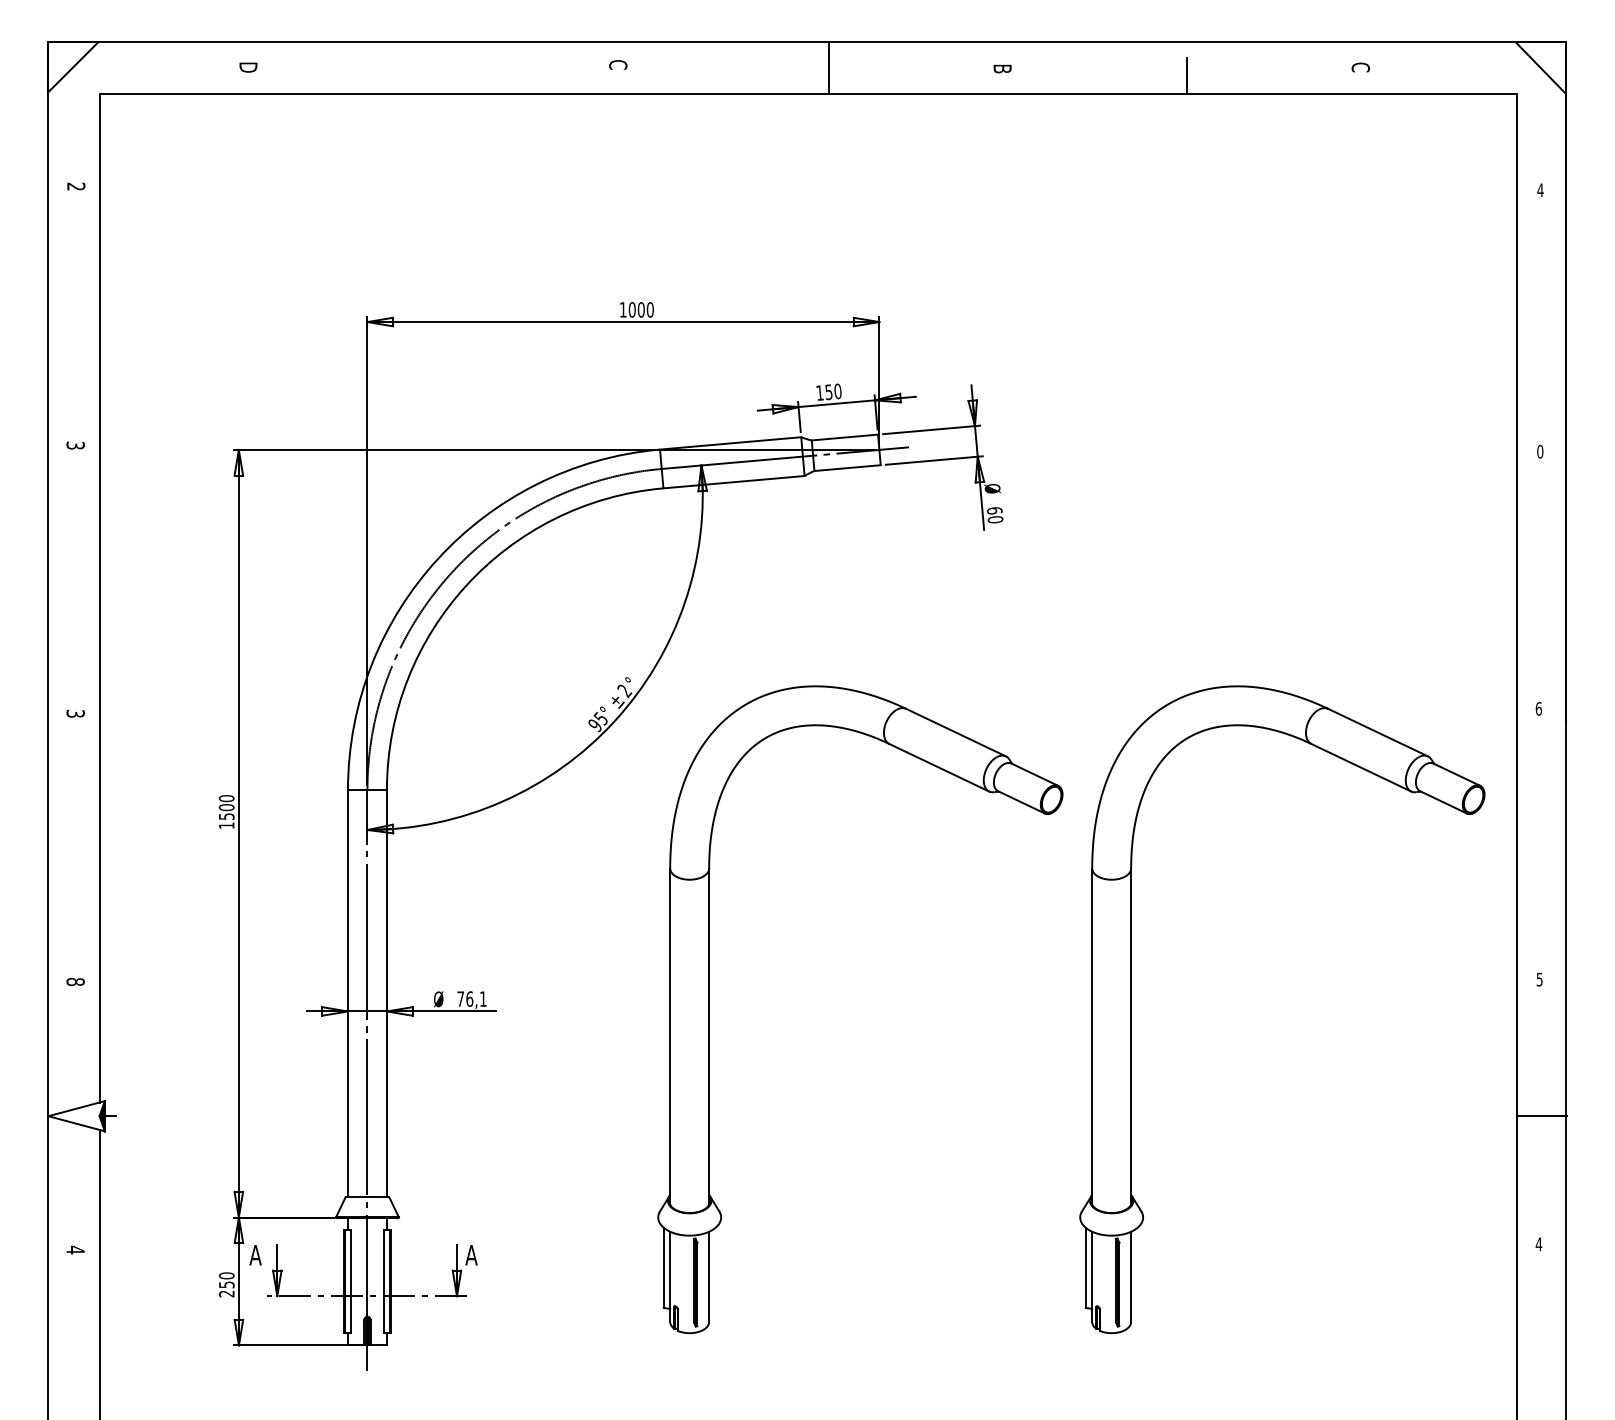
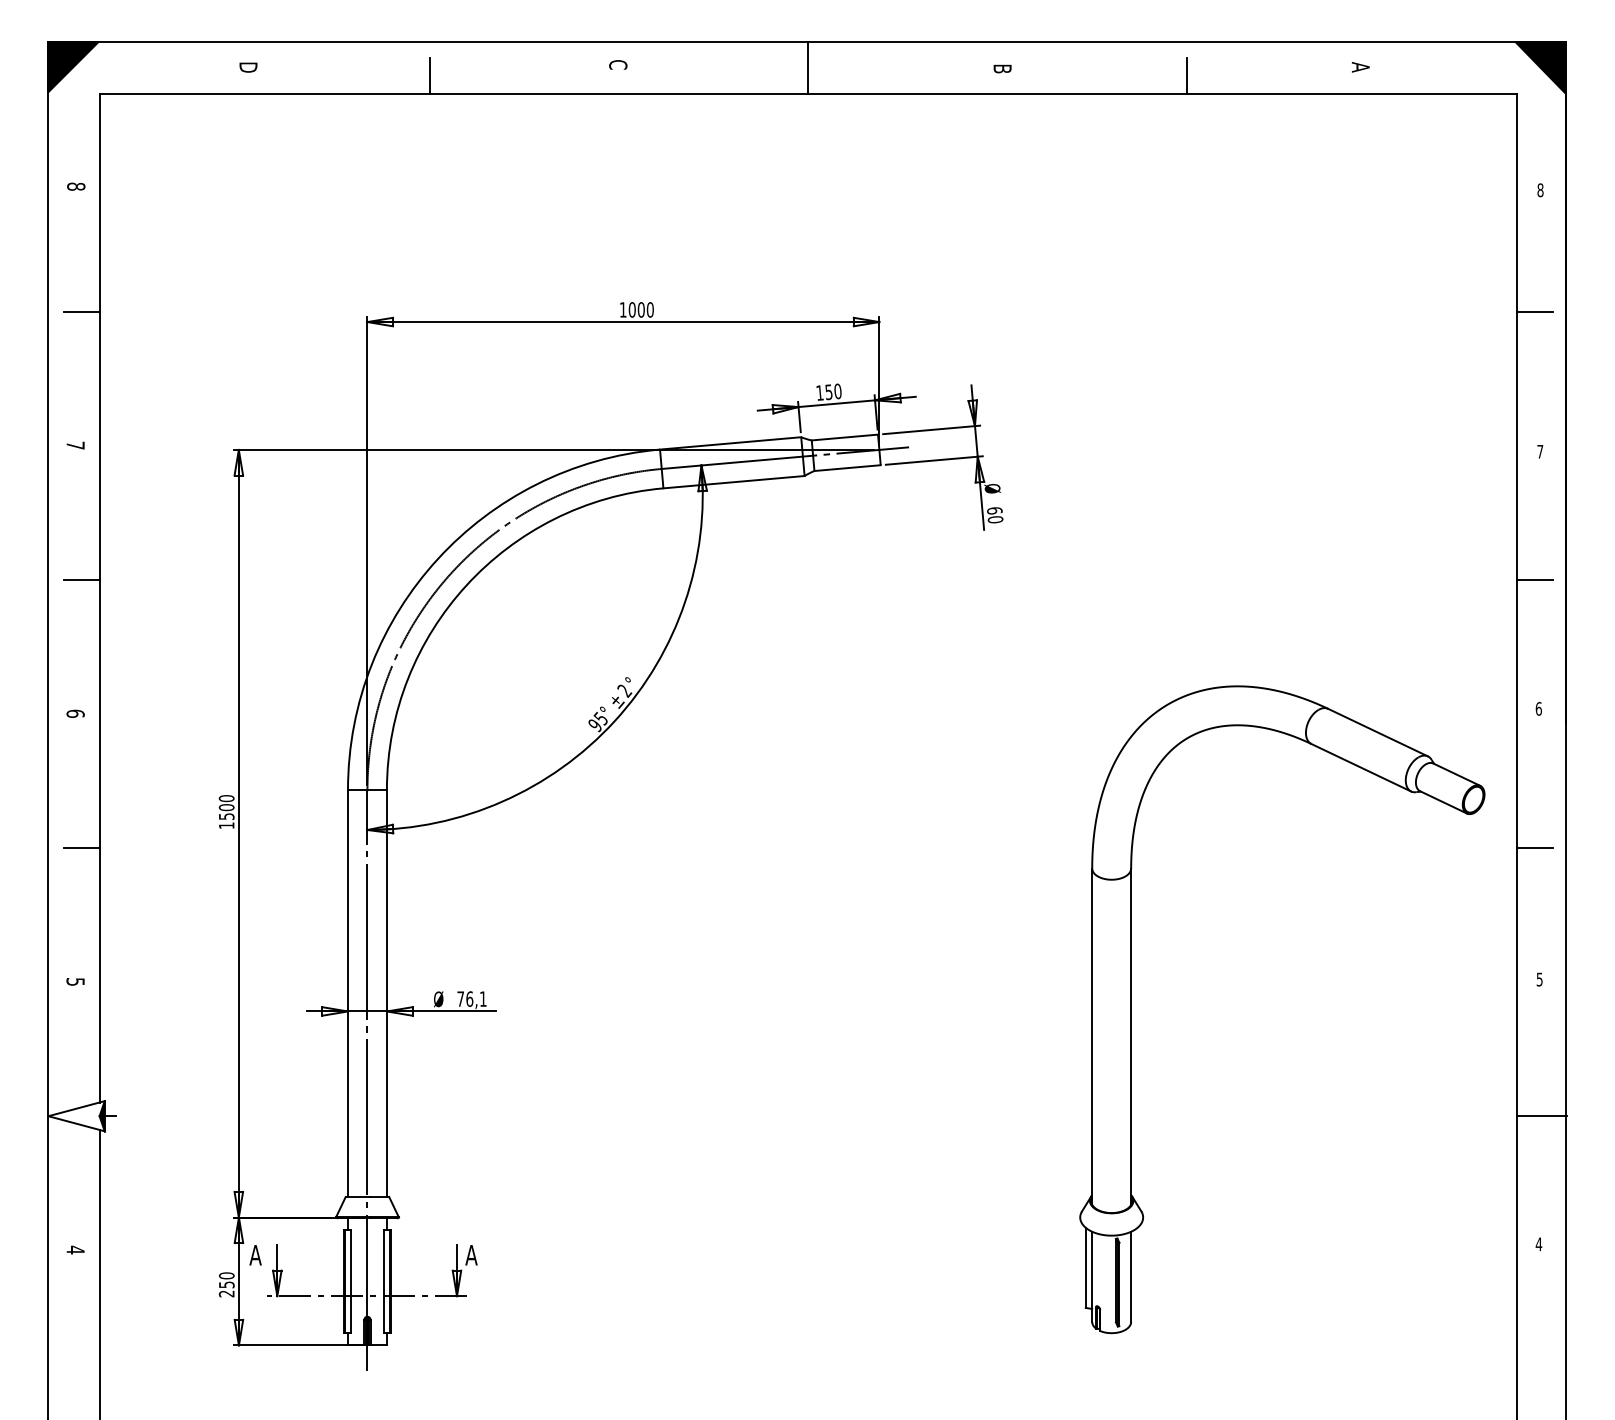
fill: none -> present (73, 67)
line position: (829, 67) -> (808, 67) (808, 67)
text: C -> A (1360, 67)
fill: none -> present (1540, 67)
line: none -> present (429, 75)
text: 2 -> 8 (76, 186)
text: 4 -> 8 (1540, 190)
line: none -> present (81, 311)
line: none -> present (1534, 311)
text: 3 -> 7 (75, 445)
text: 0 -> 7 (1540, 451)
line: none -> present (81, 579)
line: none -> present (1534, 579)
text: 3 -> 6 (75, 713)
line: none -> present (81, 848)
line: none -> present (1534, 848)
text: 8 -> 5 (75, 981)
part: present -> none (709, 1009)
